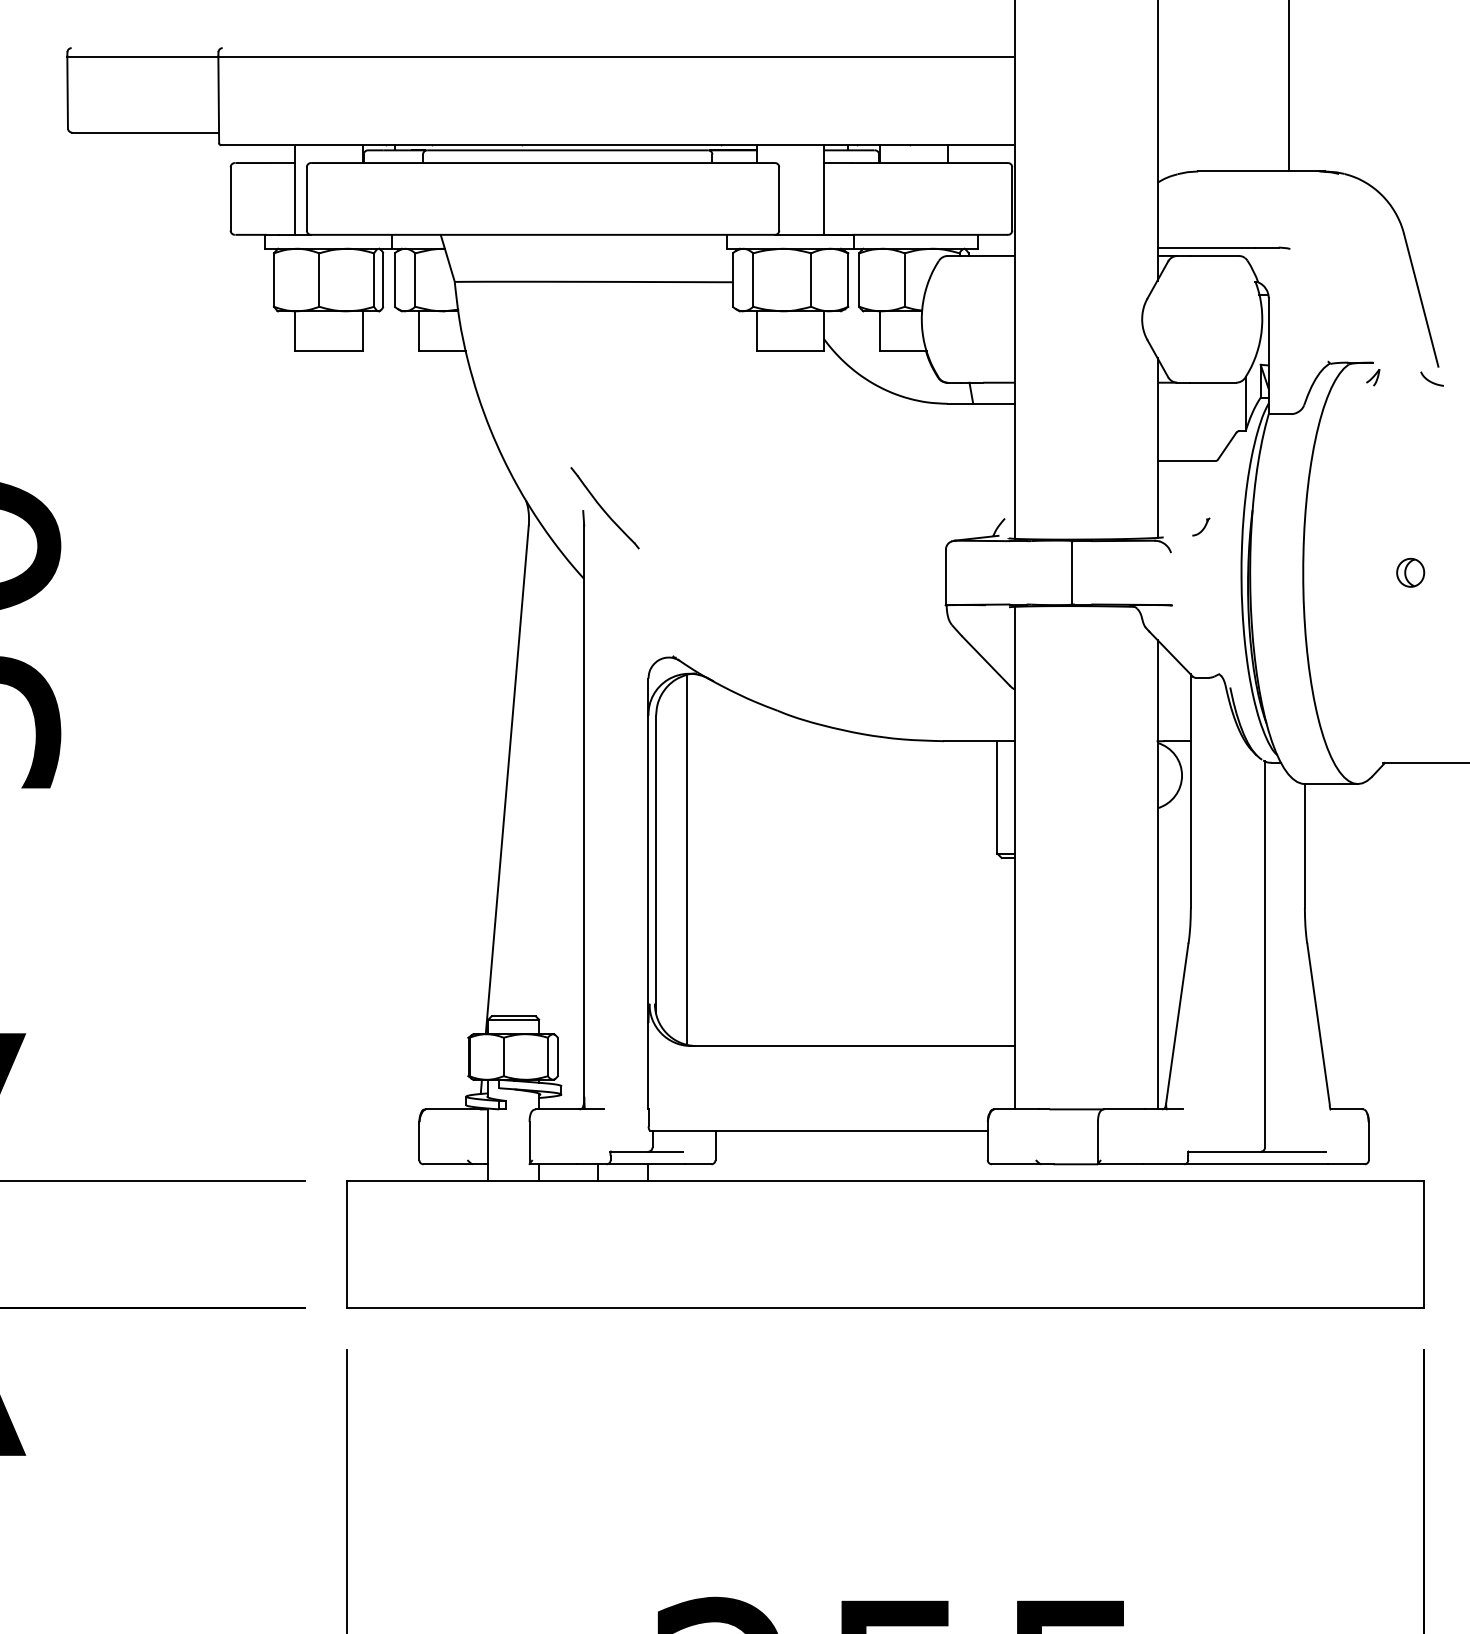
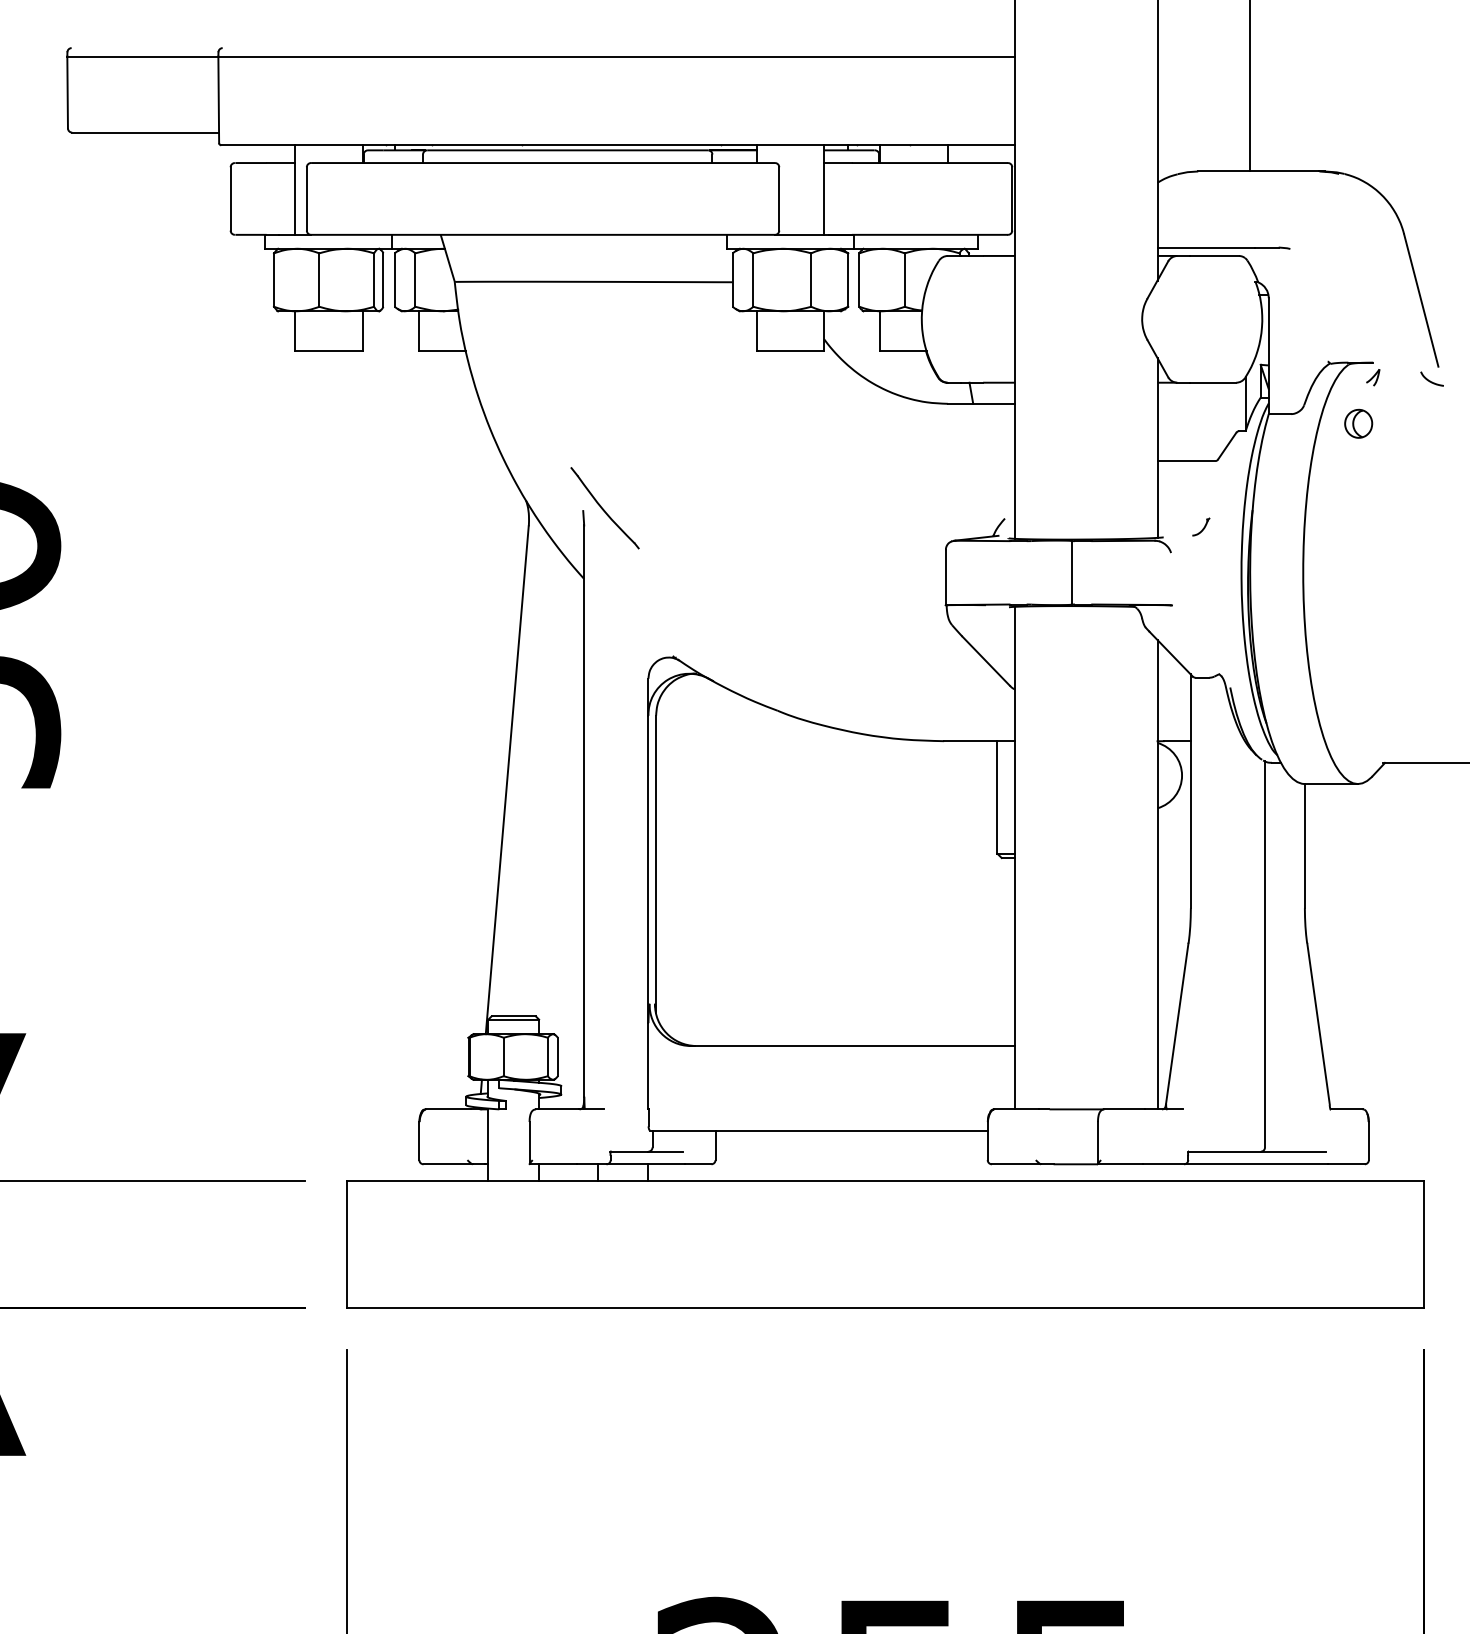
line position: (1288, 86) -> (1249, 86) (1249, 86)
part position: (1410, 572) -> (1358, 423) (1358, 423)
line: present -> none (687, 859)
